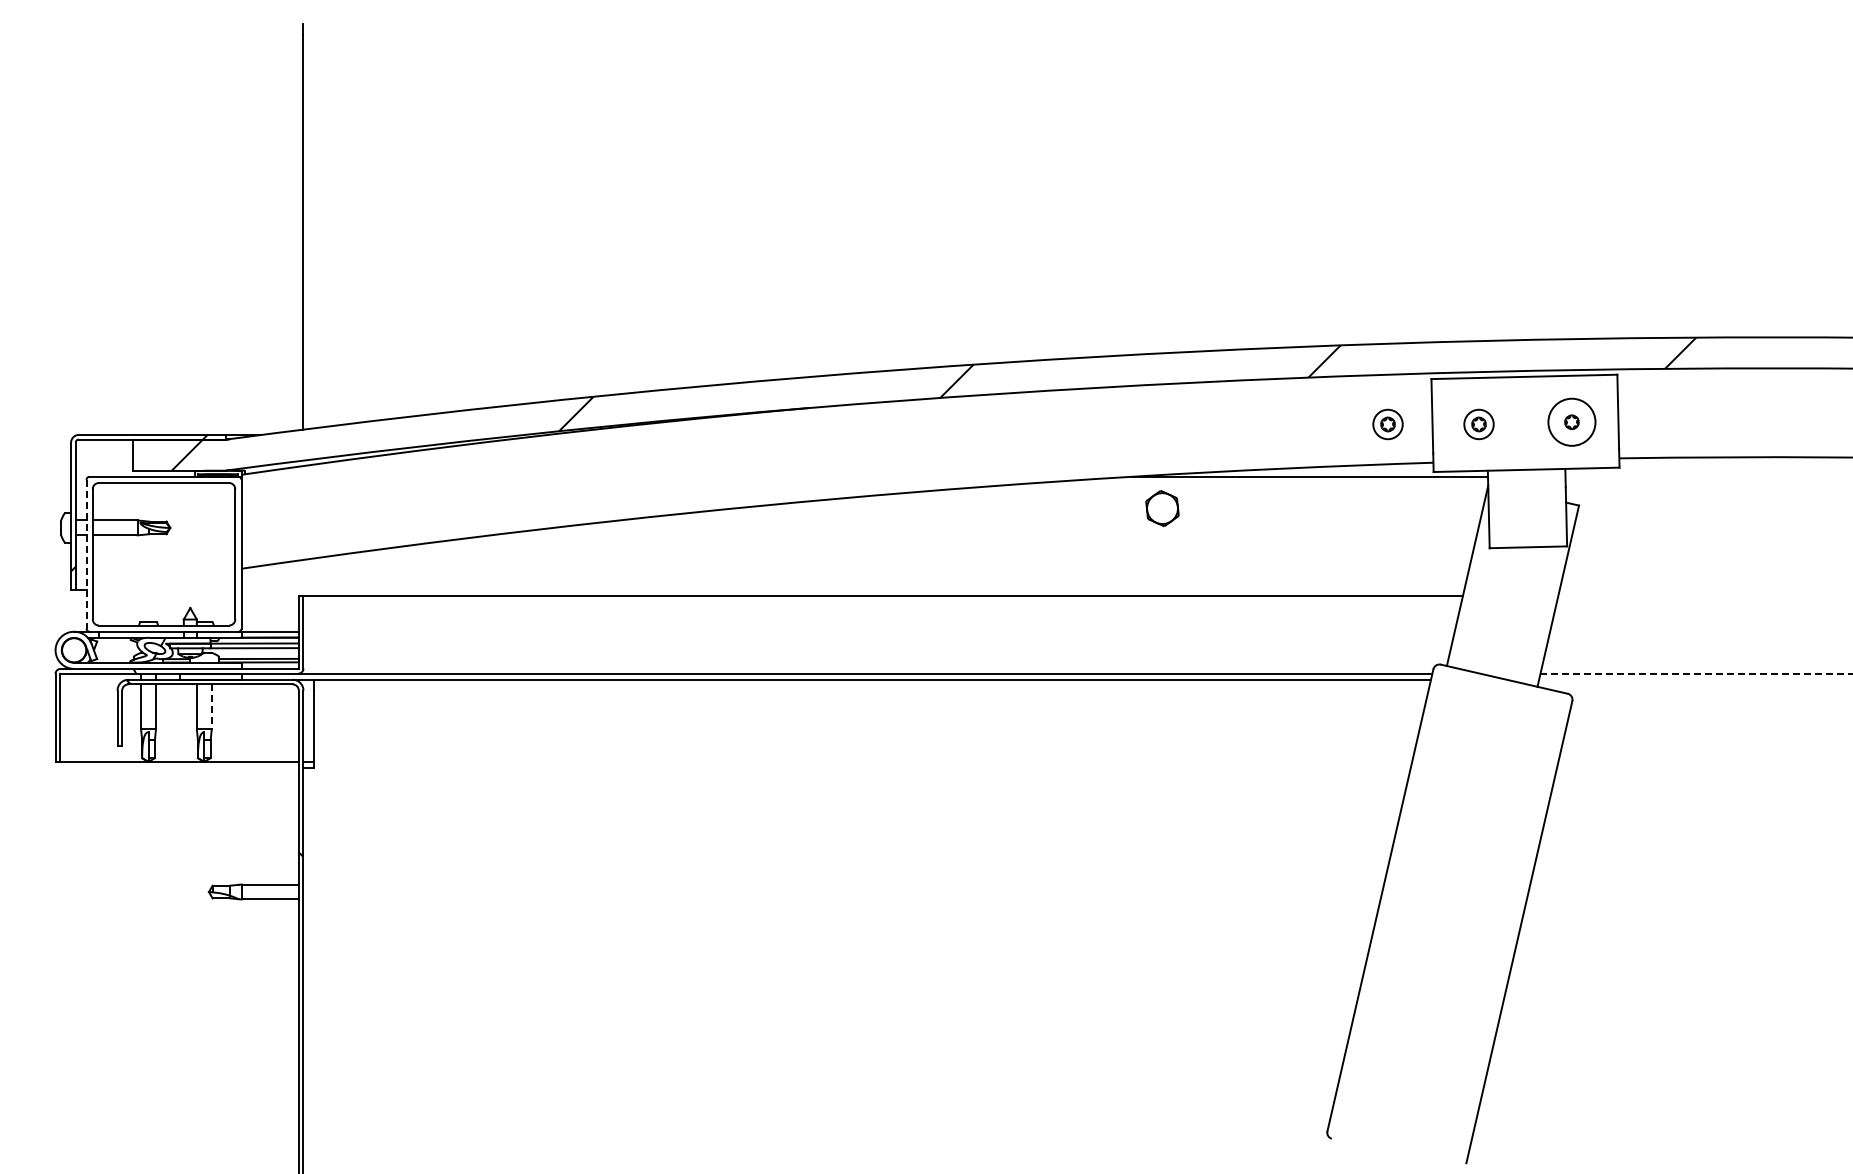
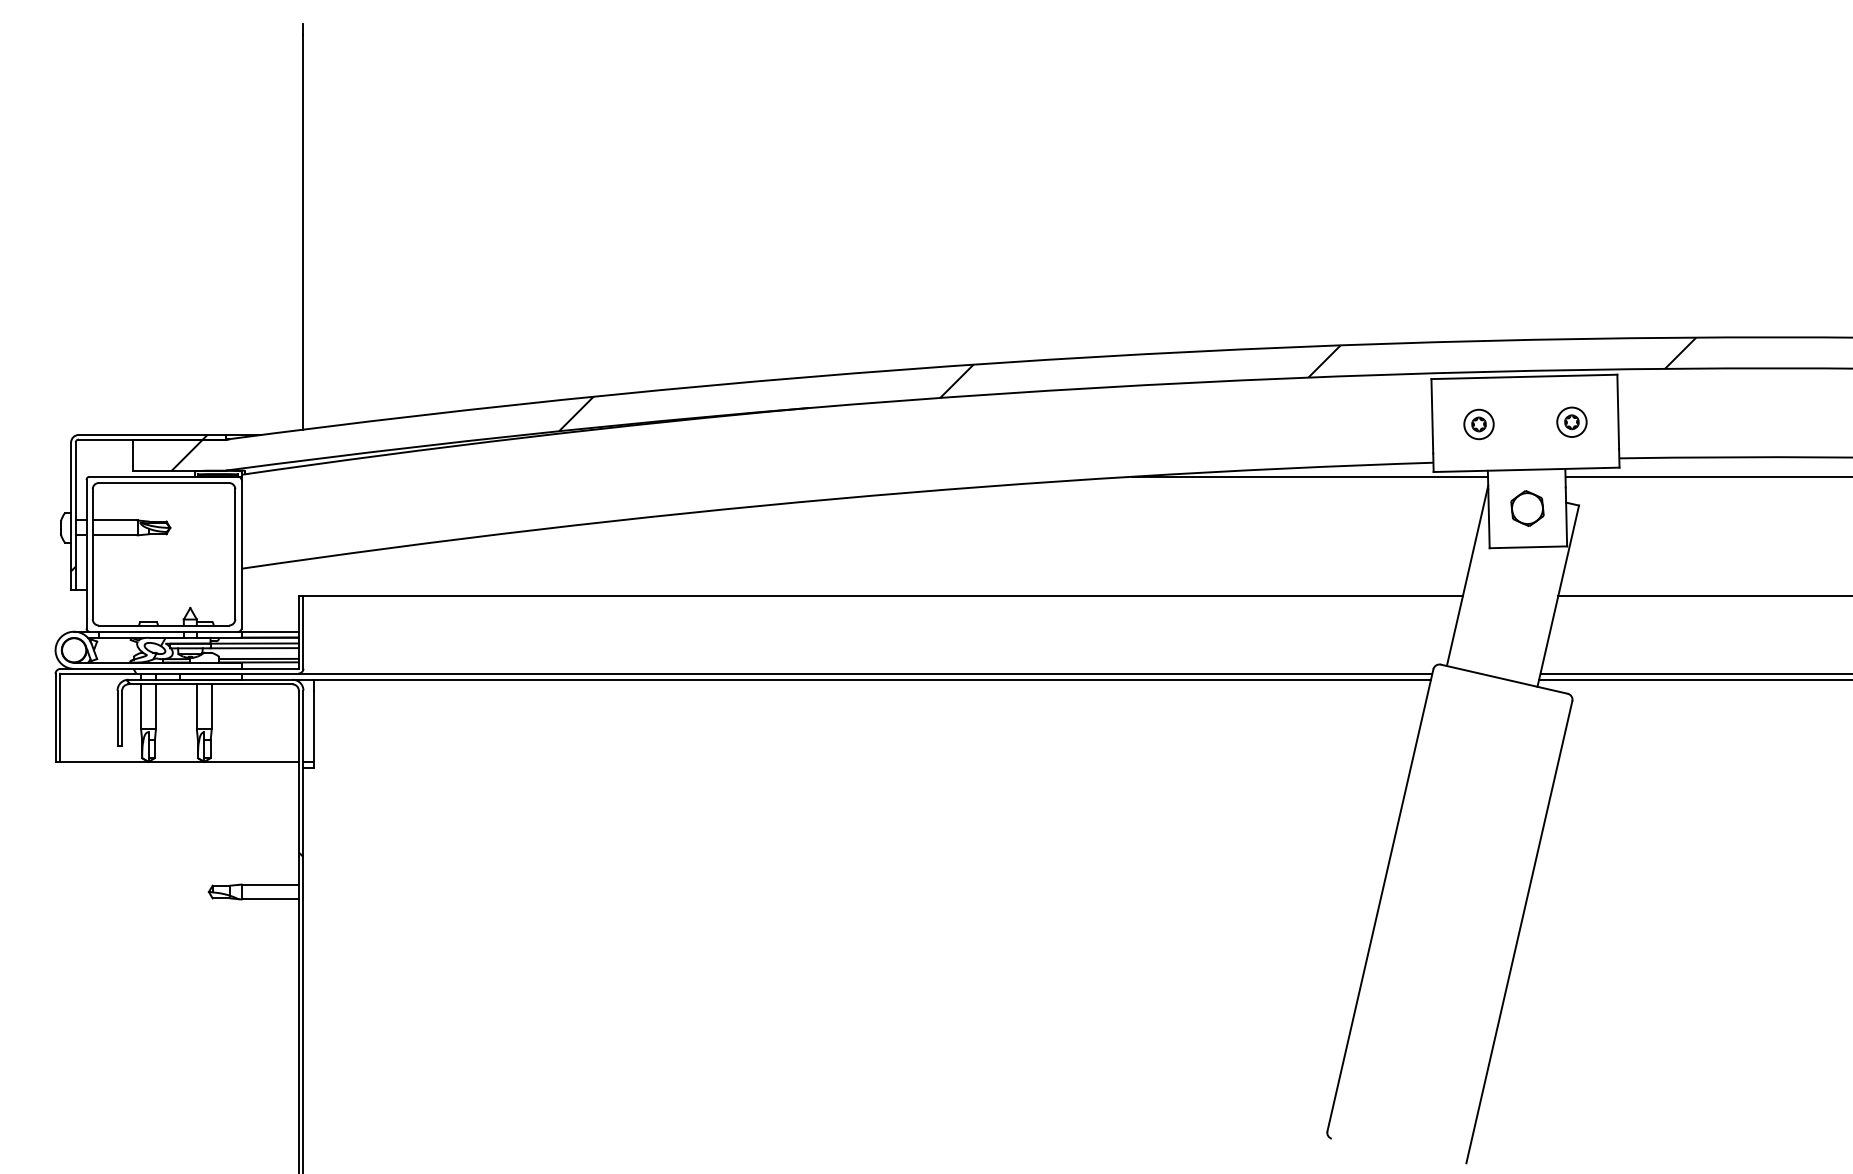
circle diameter: 47 px -> 29 px (1571, 422)
part: present -> none (1387, 424)
line: none -> present (1707, 476)
part position: (1162, 508) -> (1527, 508) (1527, 508)
line: dashed -> solid (86, 554)
line: none -> present (1703, 596)
line: dashed -> solid (1696, 673)
line: none -> present (1694, 679)
line: dashed -> solid (211, 707)
